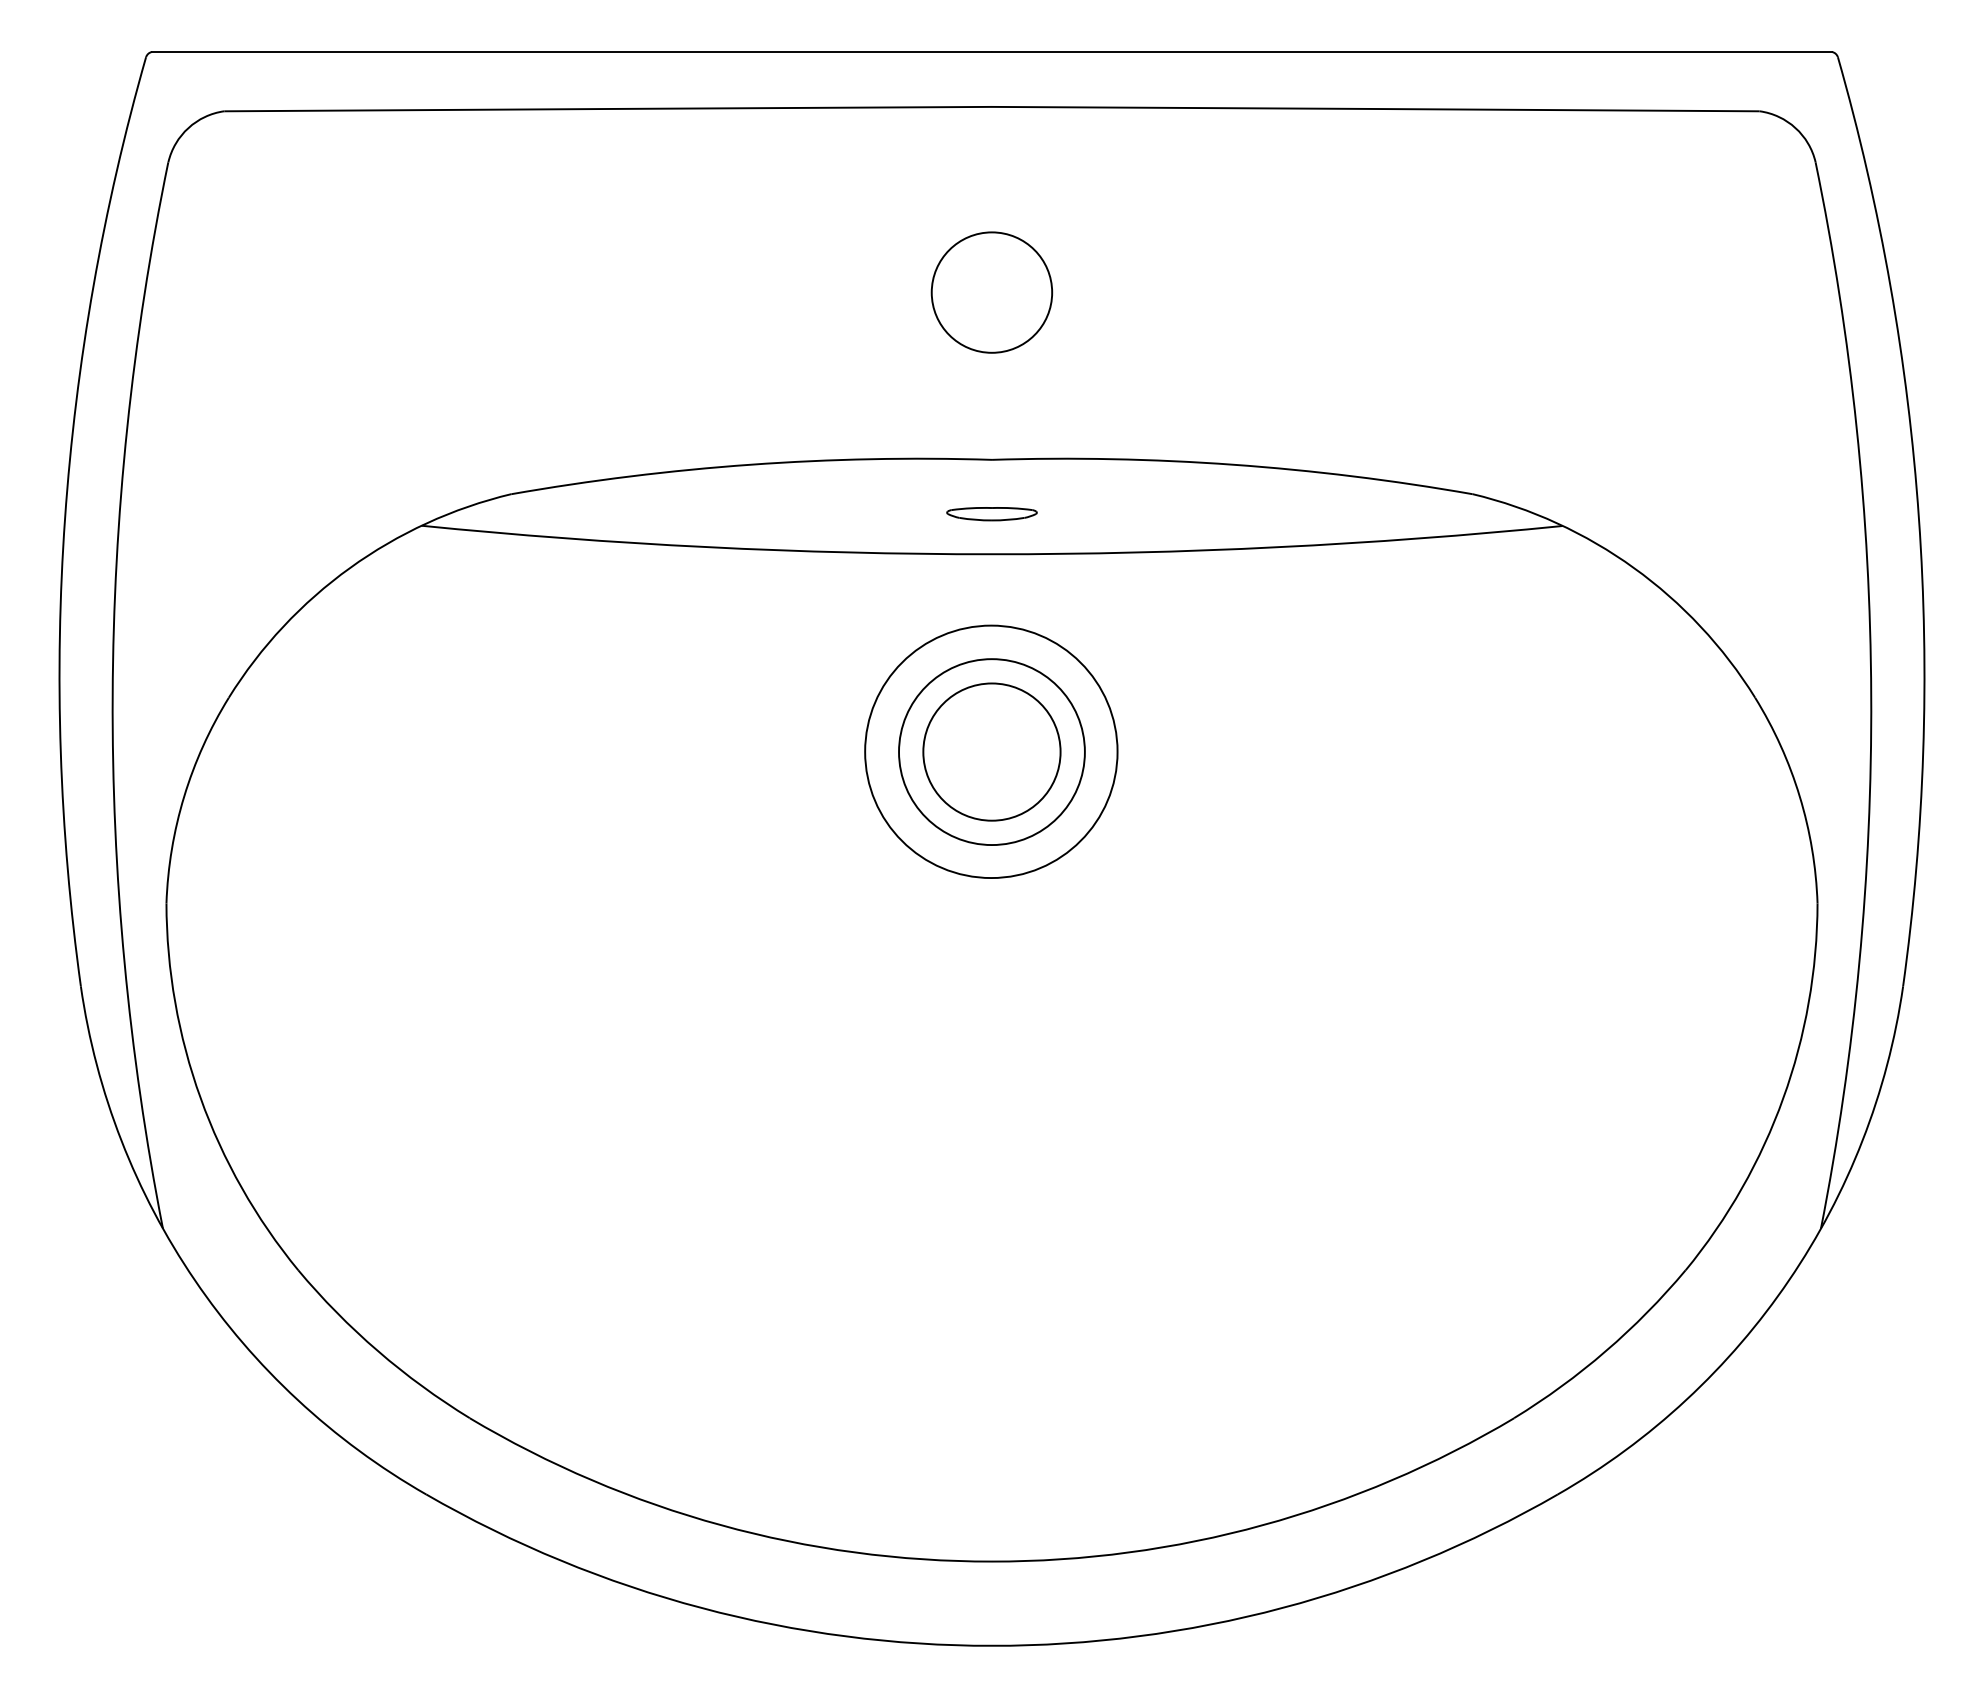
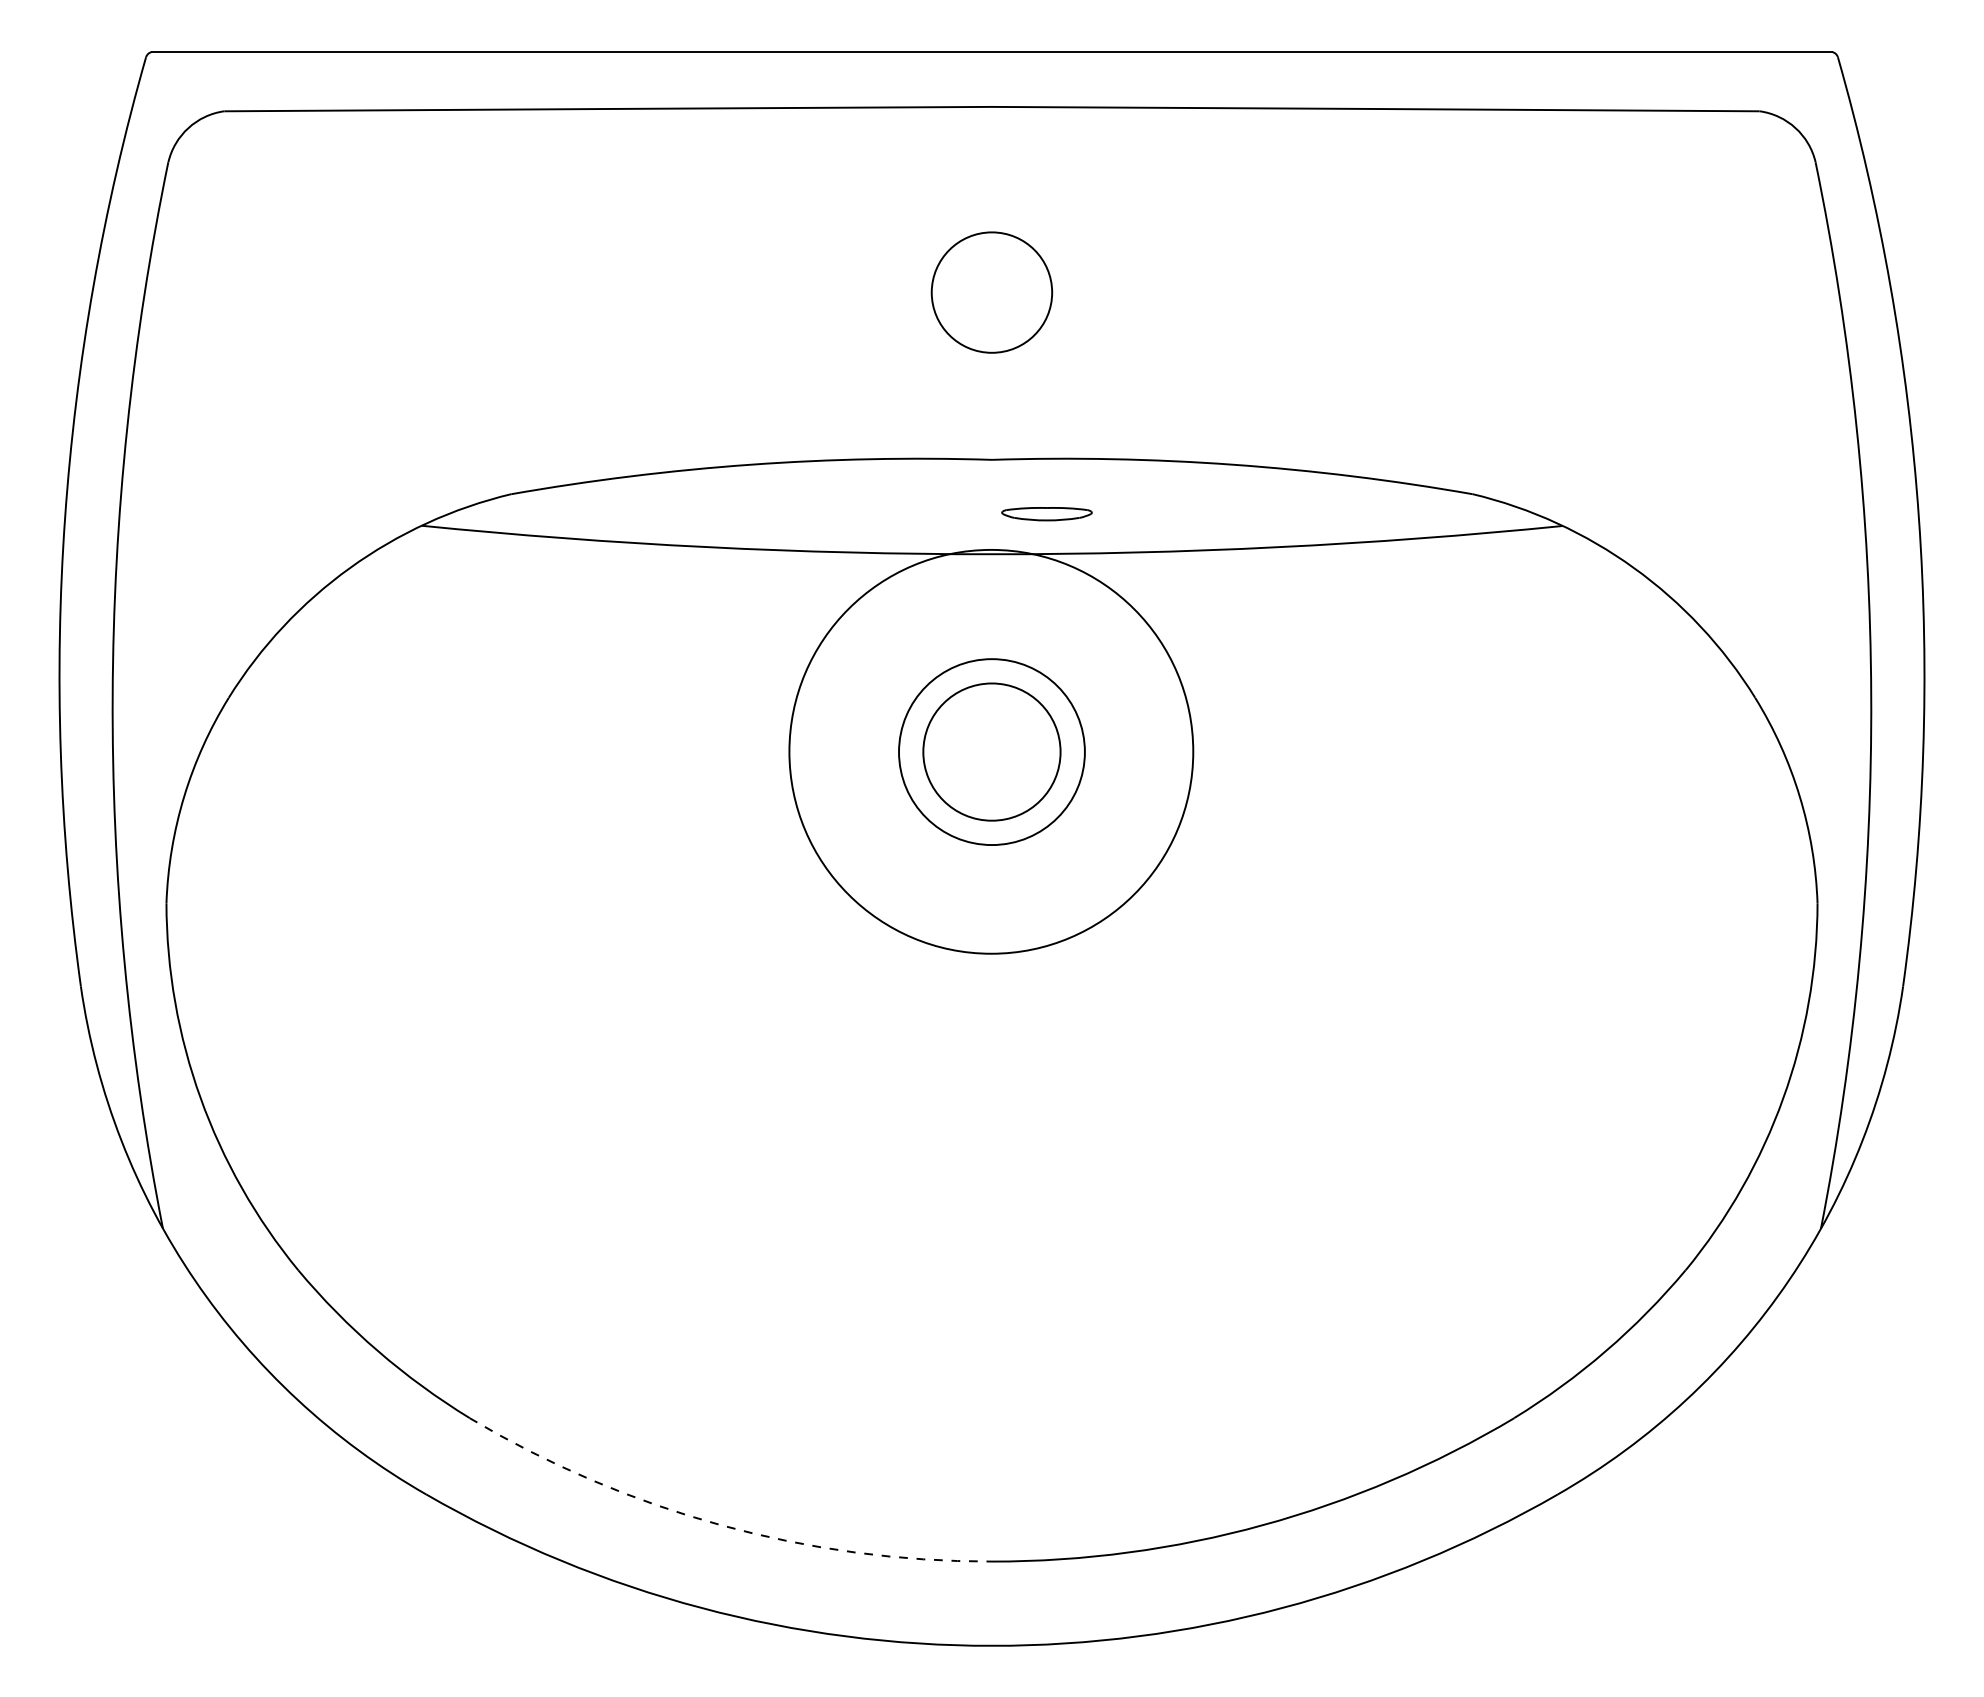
part position: (991, 514) -> (1046, 514) (1046, 514)
circle diameter: 252 px -> 404 px (991, 751)
arc: solid -> dashed (721, 1525)
